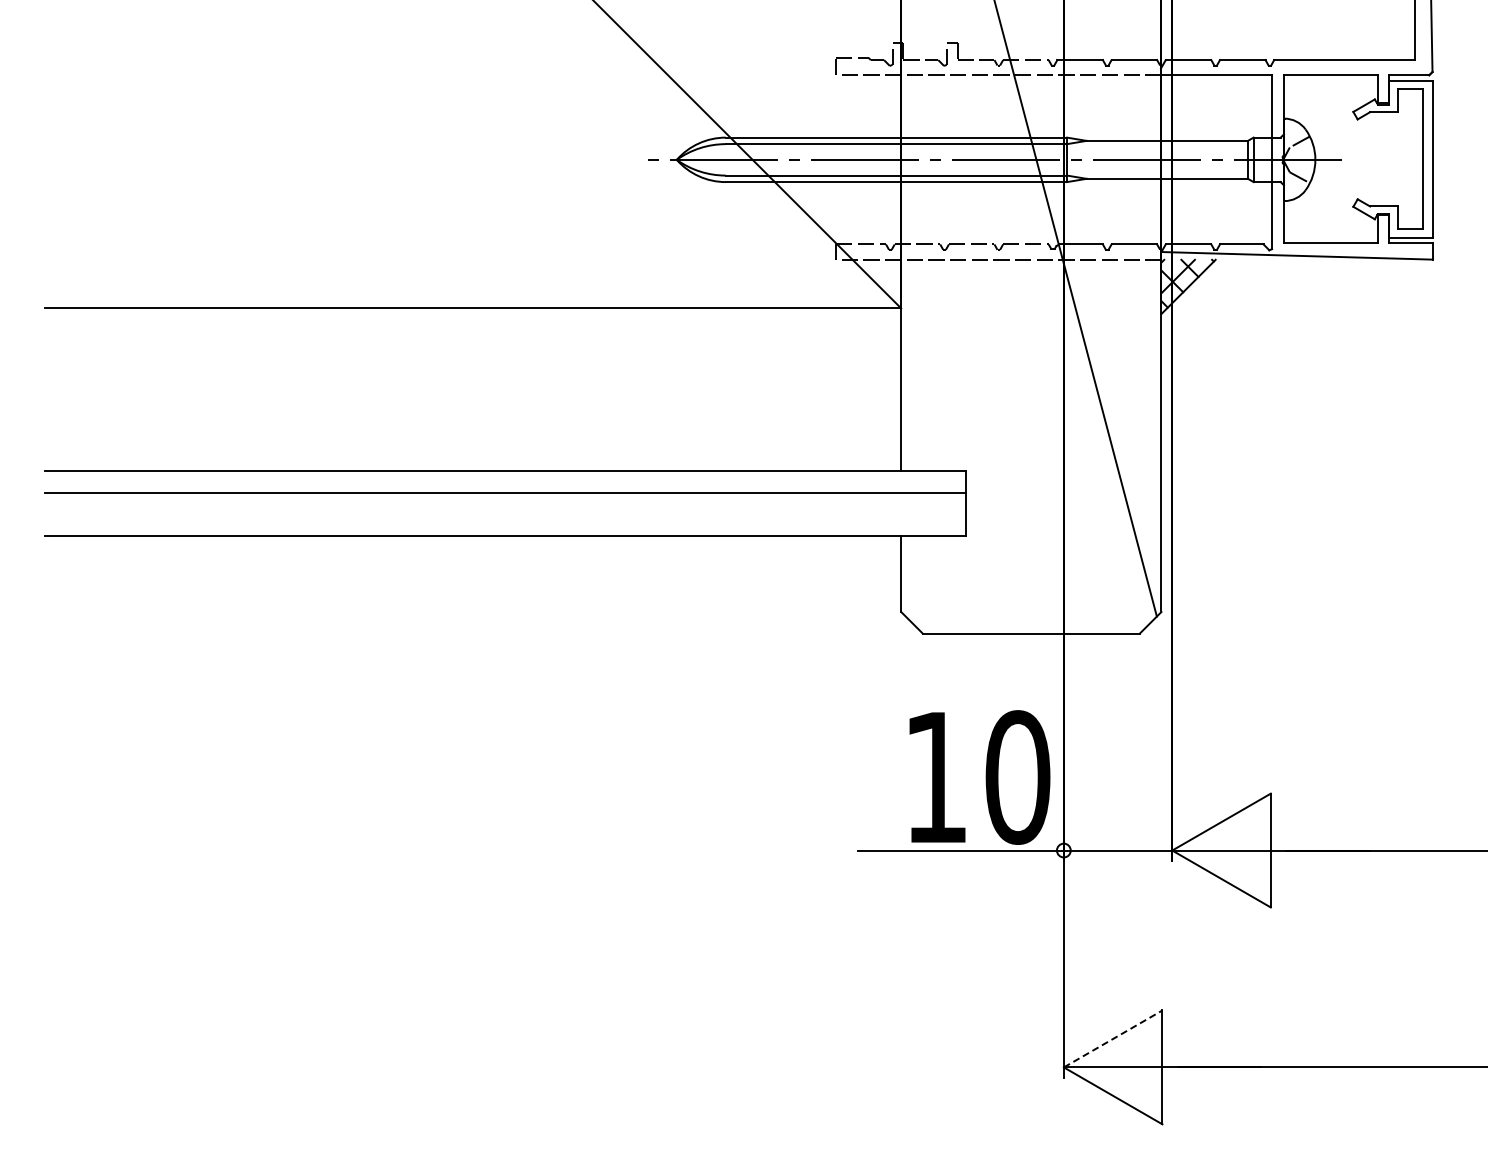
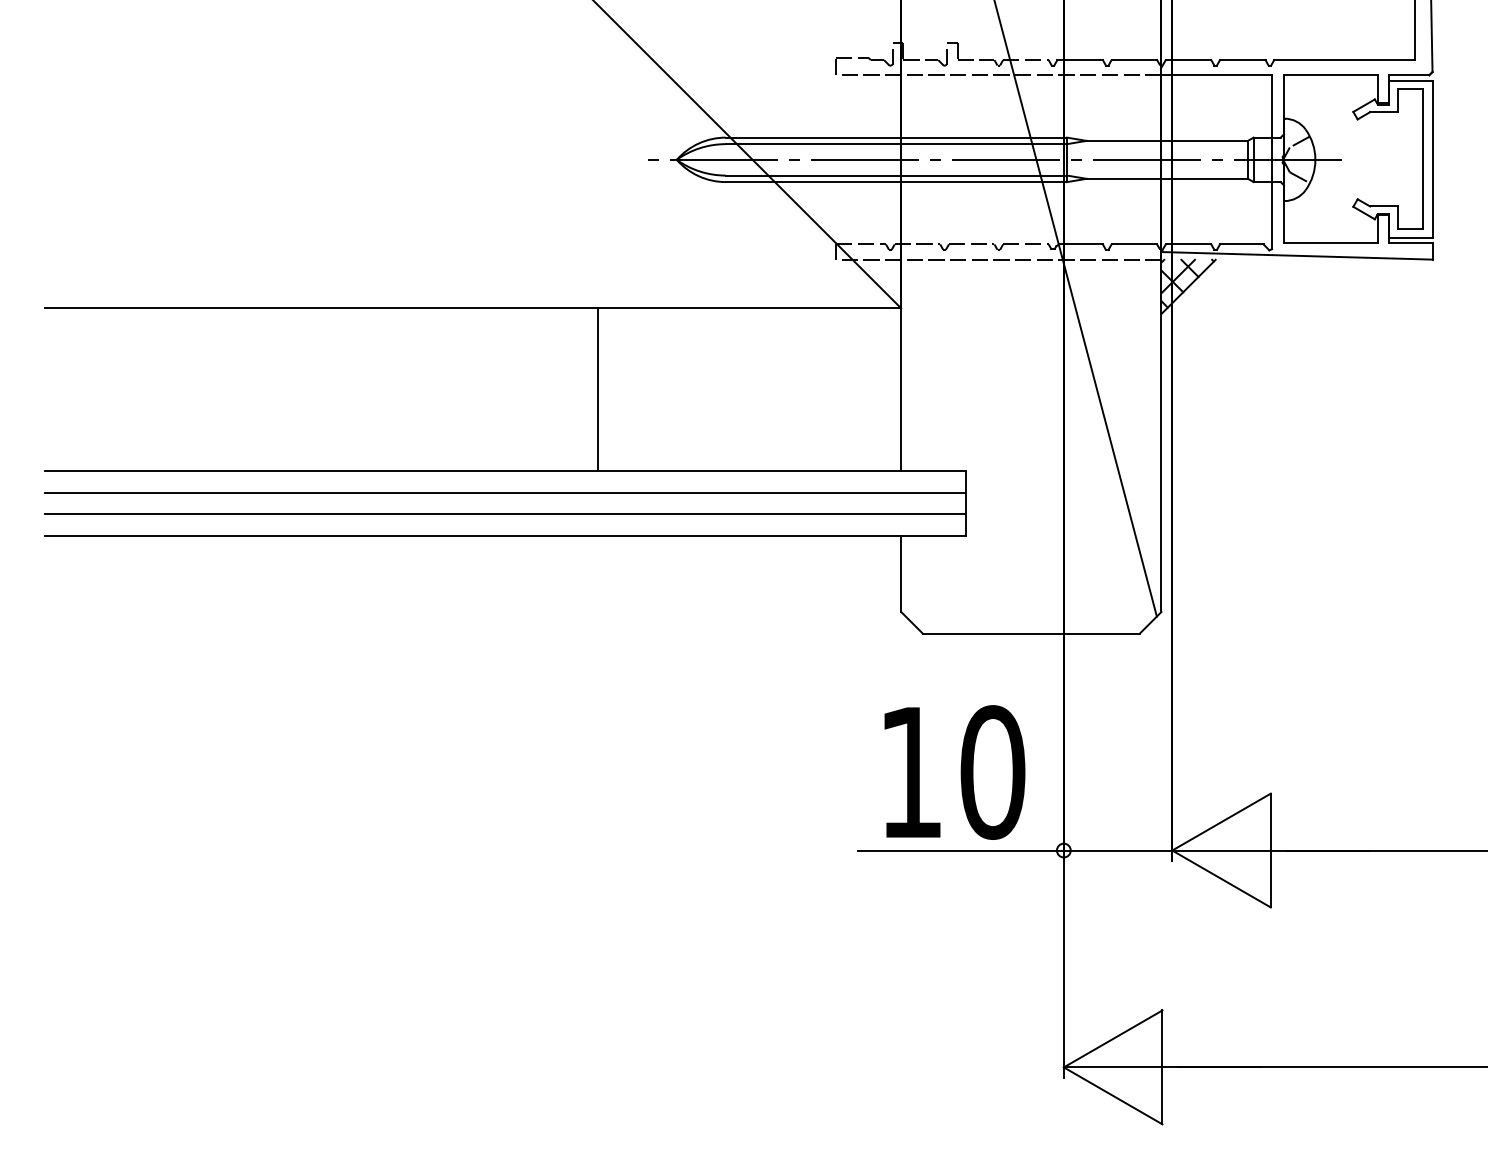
line: none -> present (597, 389)
line: none -> present (505, 514)
text position: (979, 777) -> (954, 772) (954, 772)
line: dashed -> solid (1113, 1038)
